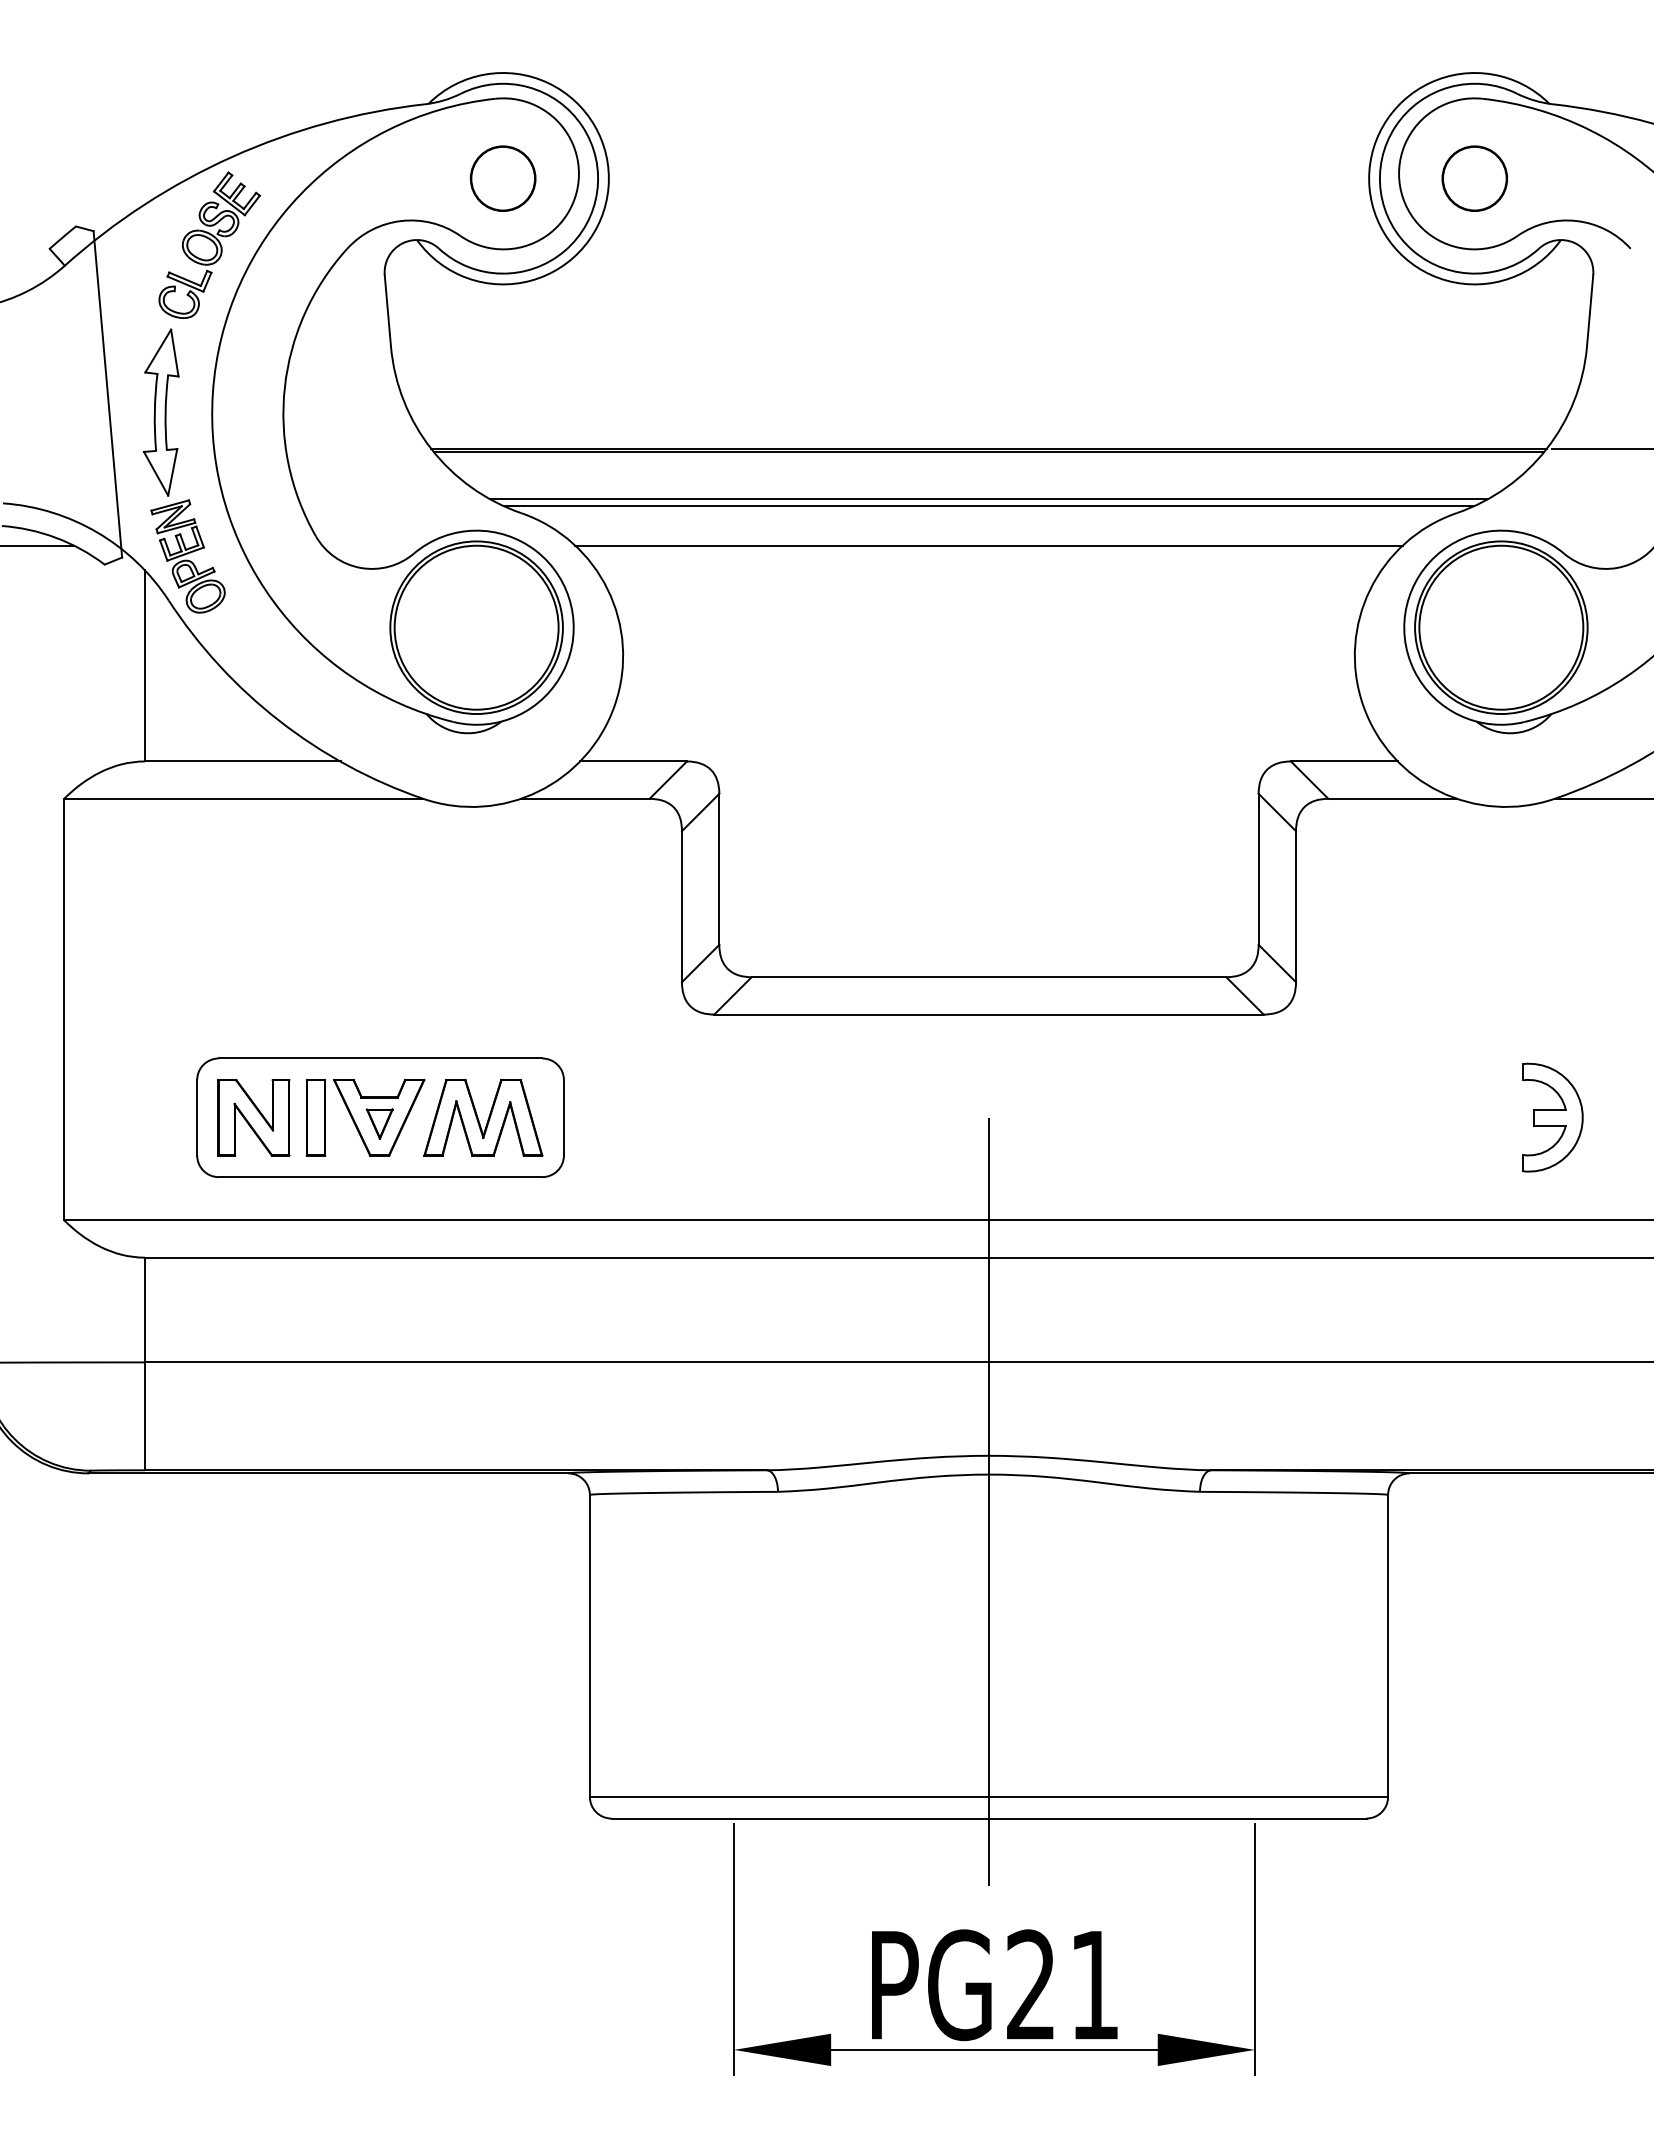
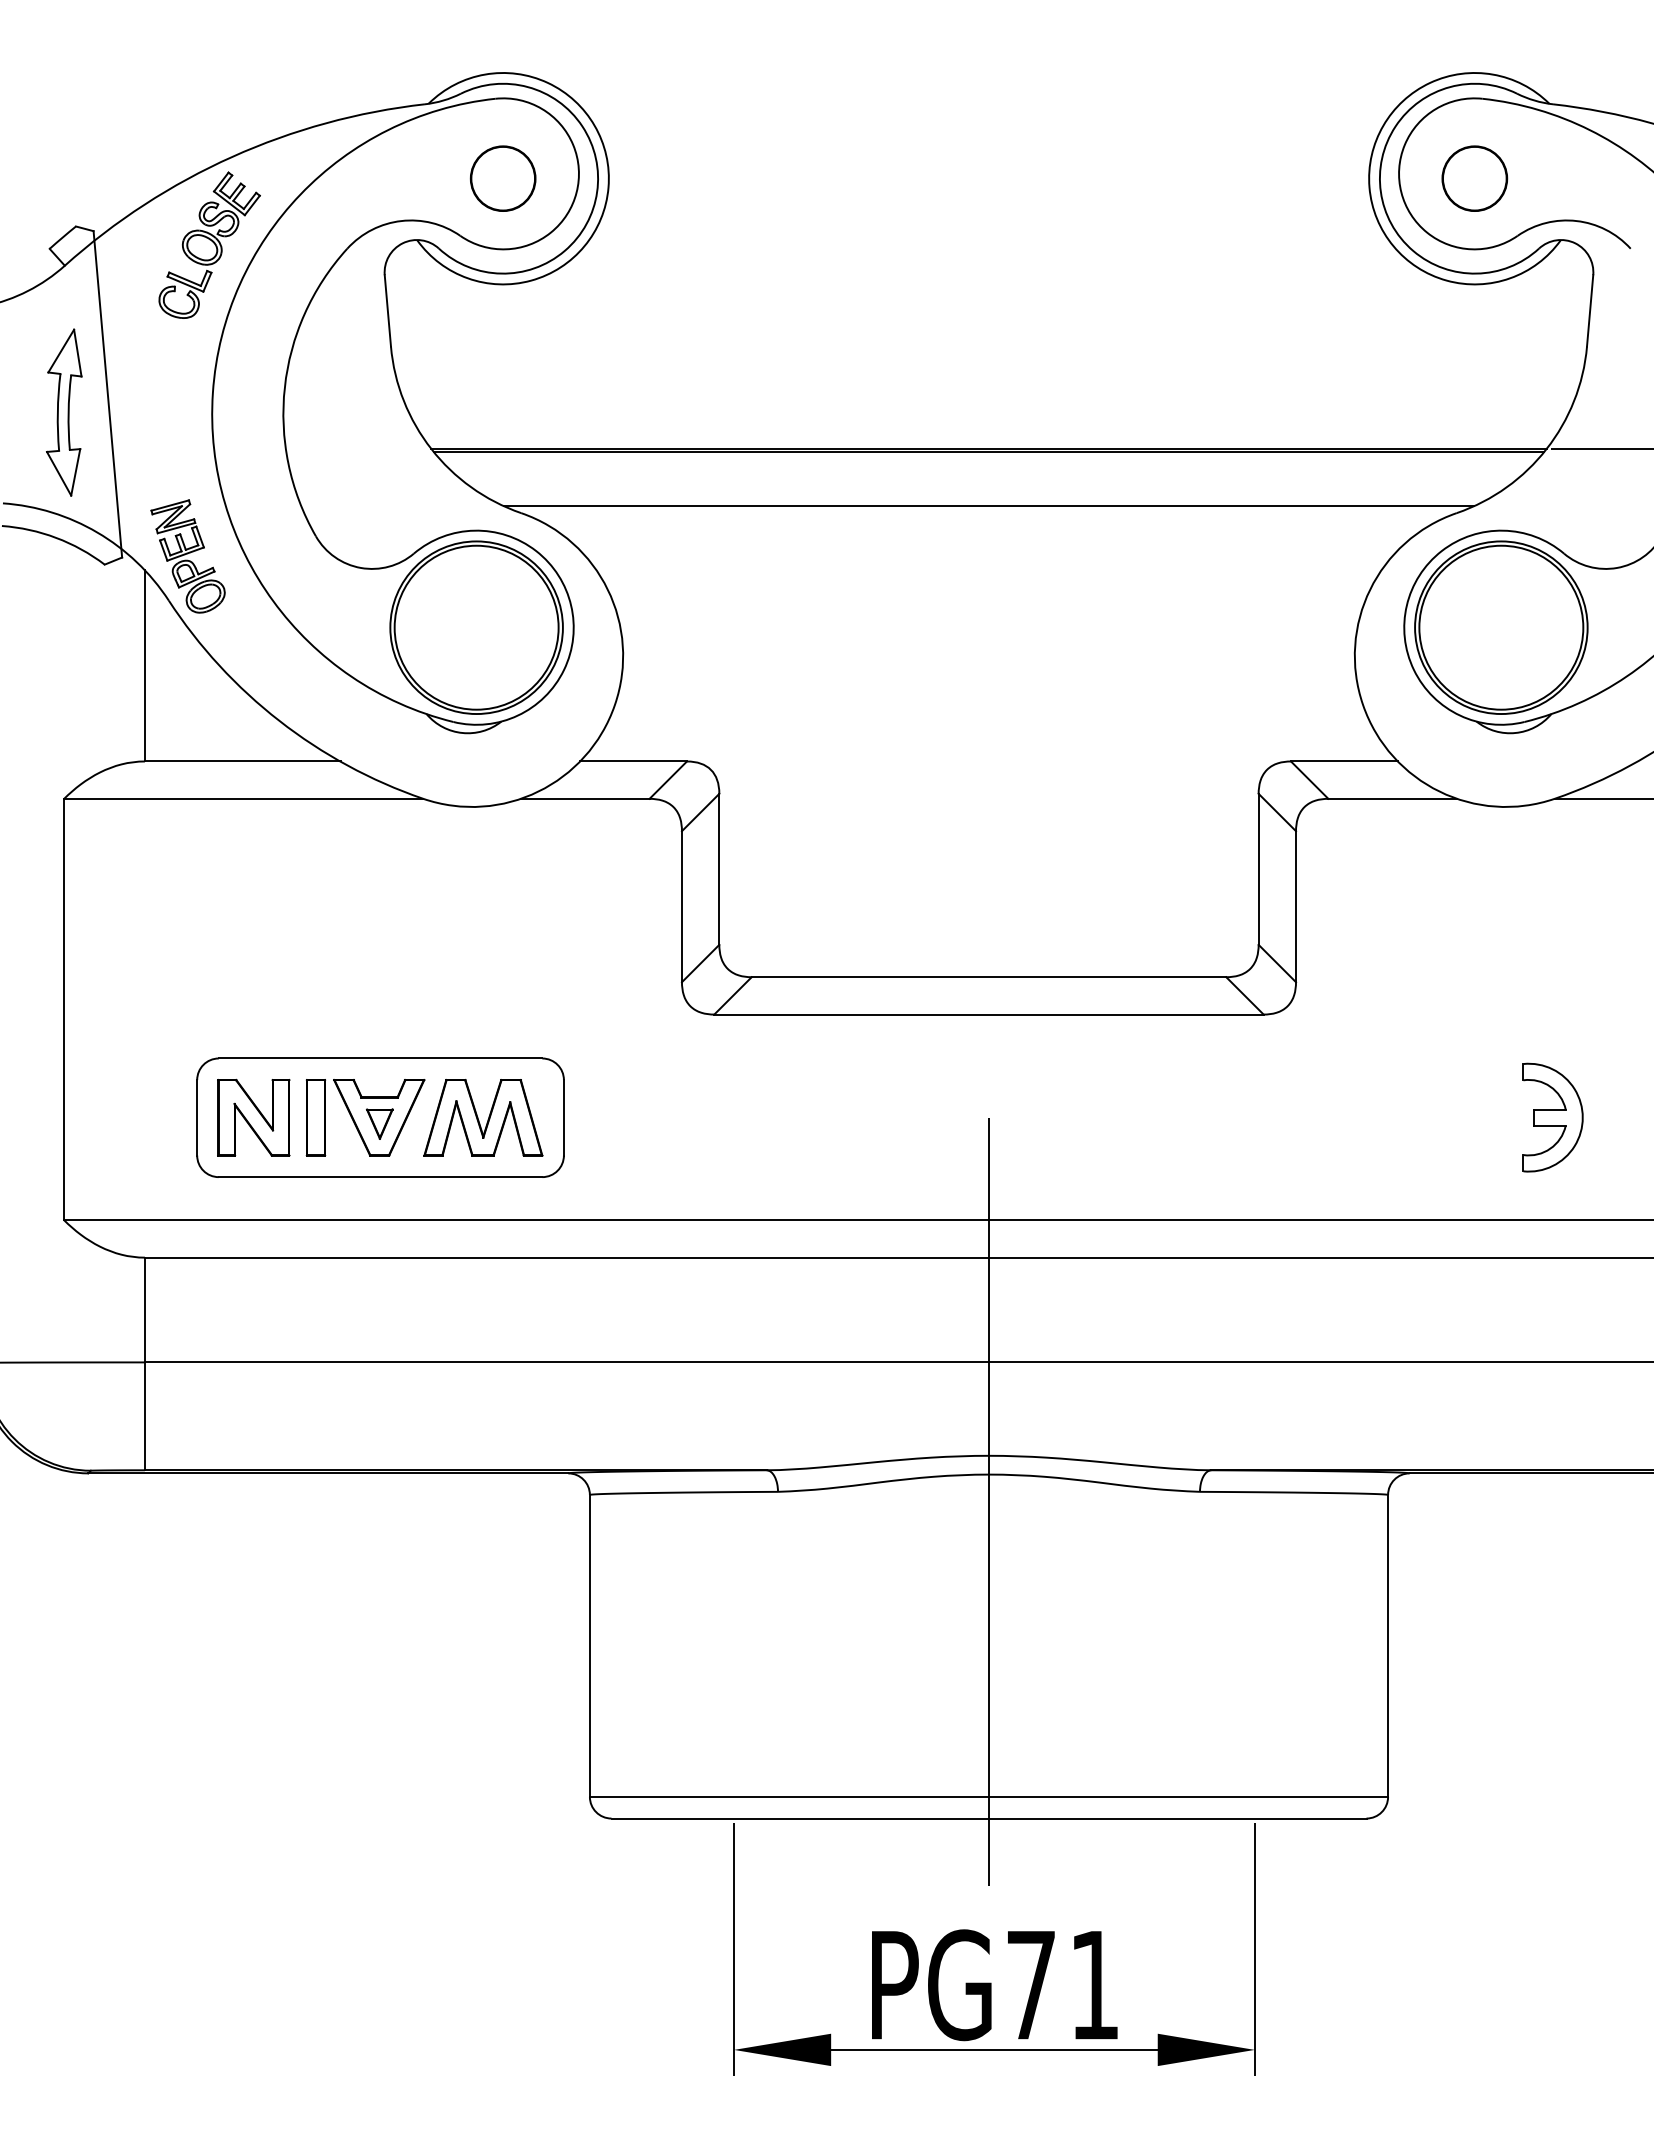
part position: (161, 412) -> (64, 412) (64, 412)
line: present -> none (988, 499)
line: present -> none (38, 545)
line: present -> none (988, 545)
text: PG21 -> PG71 (1030, 1984)
